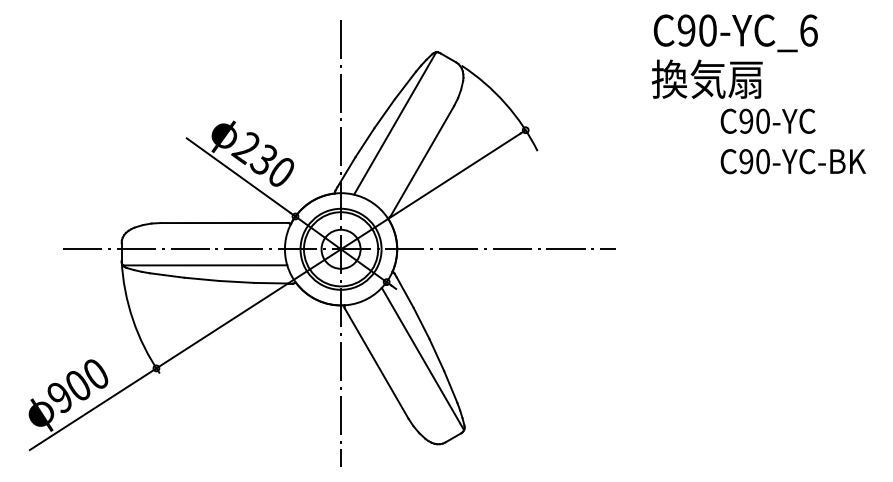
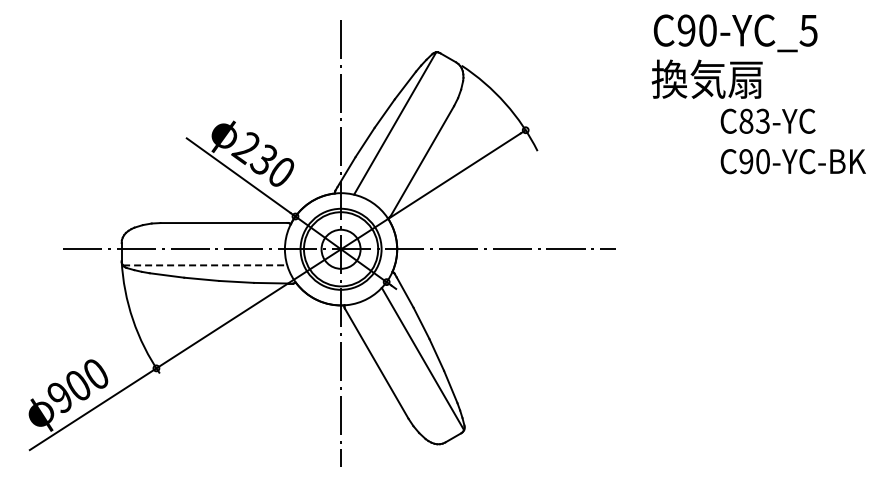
text: C90-YC_6 -> C90-YC_5 (808, 30)
text: C90-YC -> C83-YC (754, 120)
line: solid -> dashed (205, 265)
